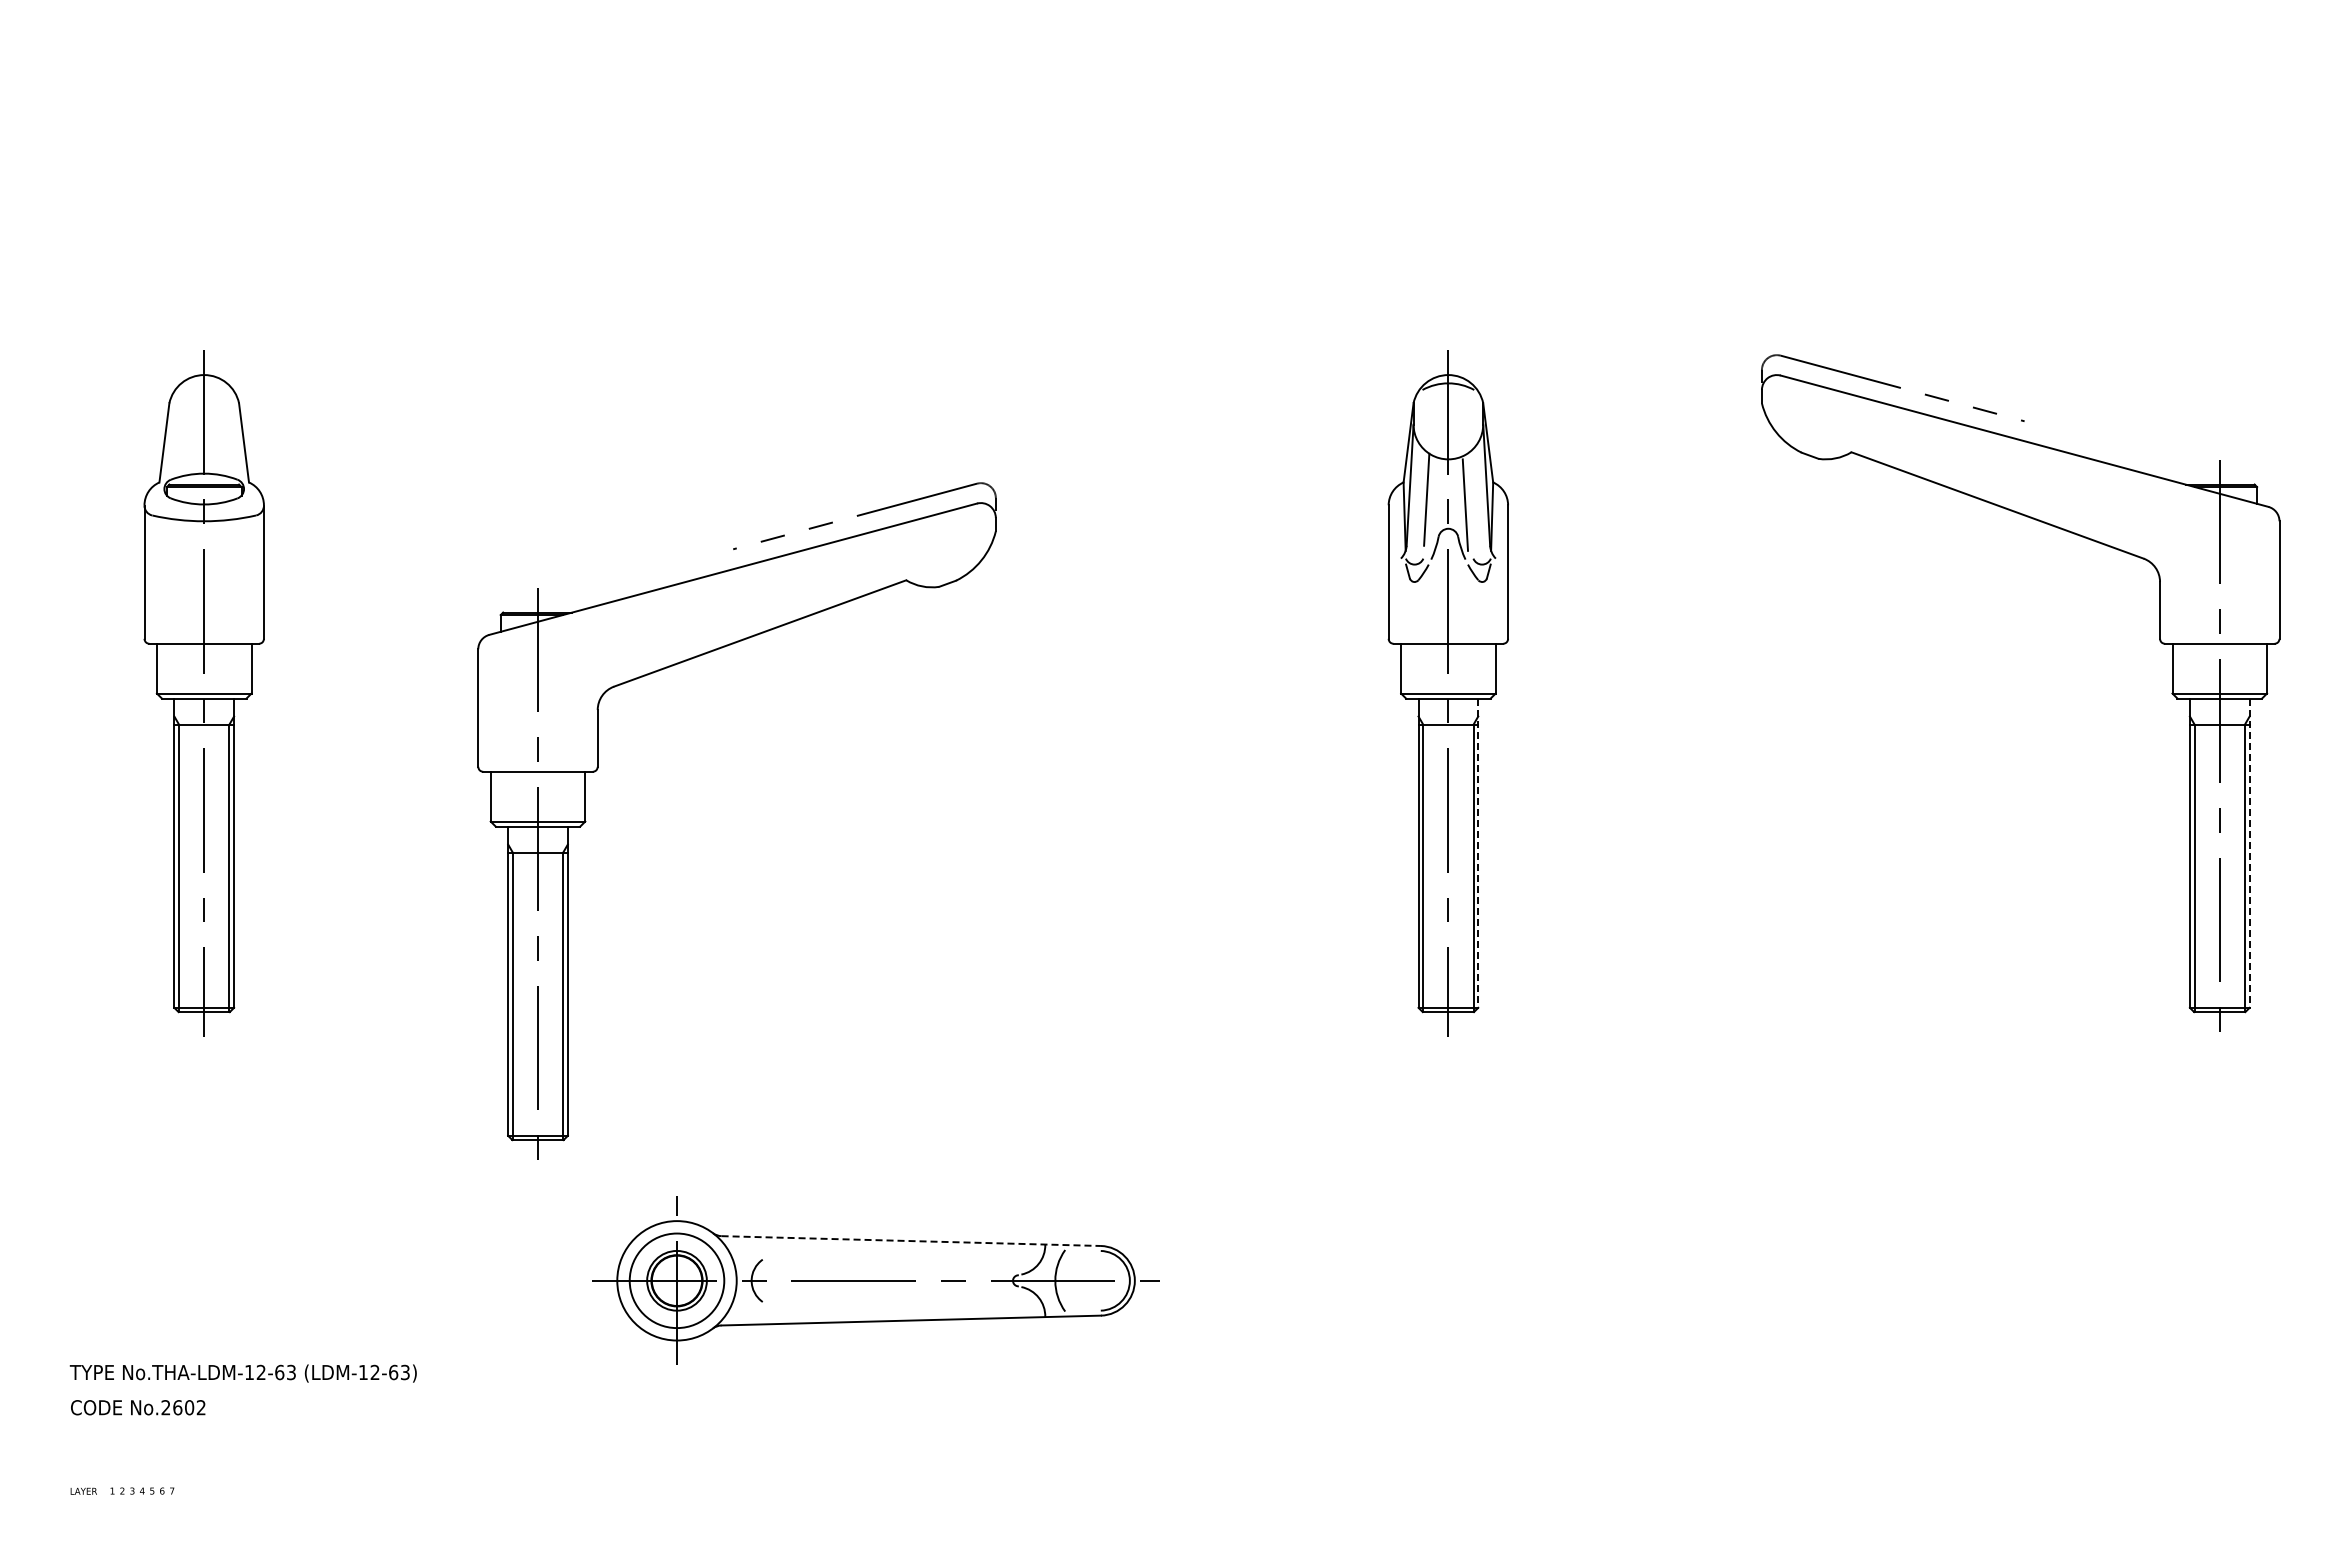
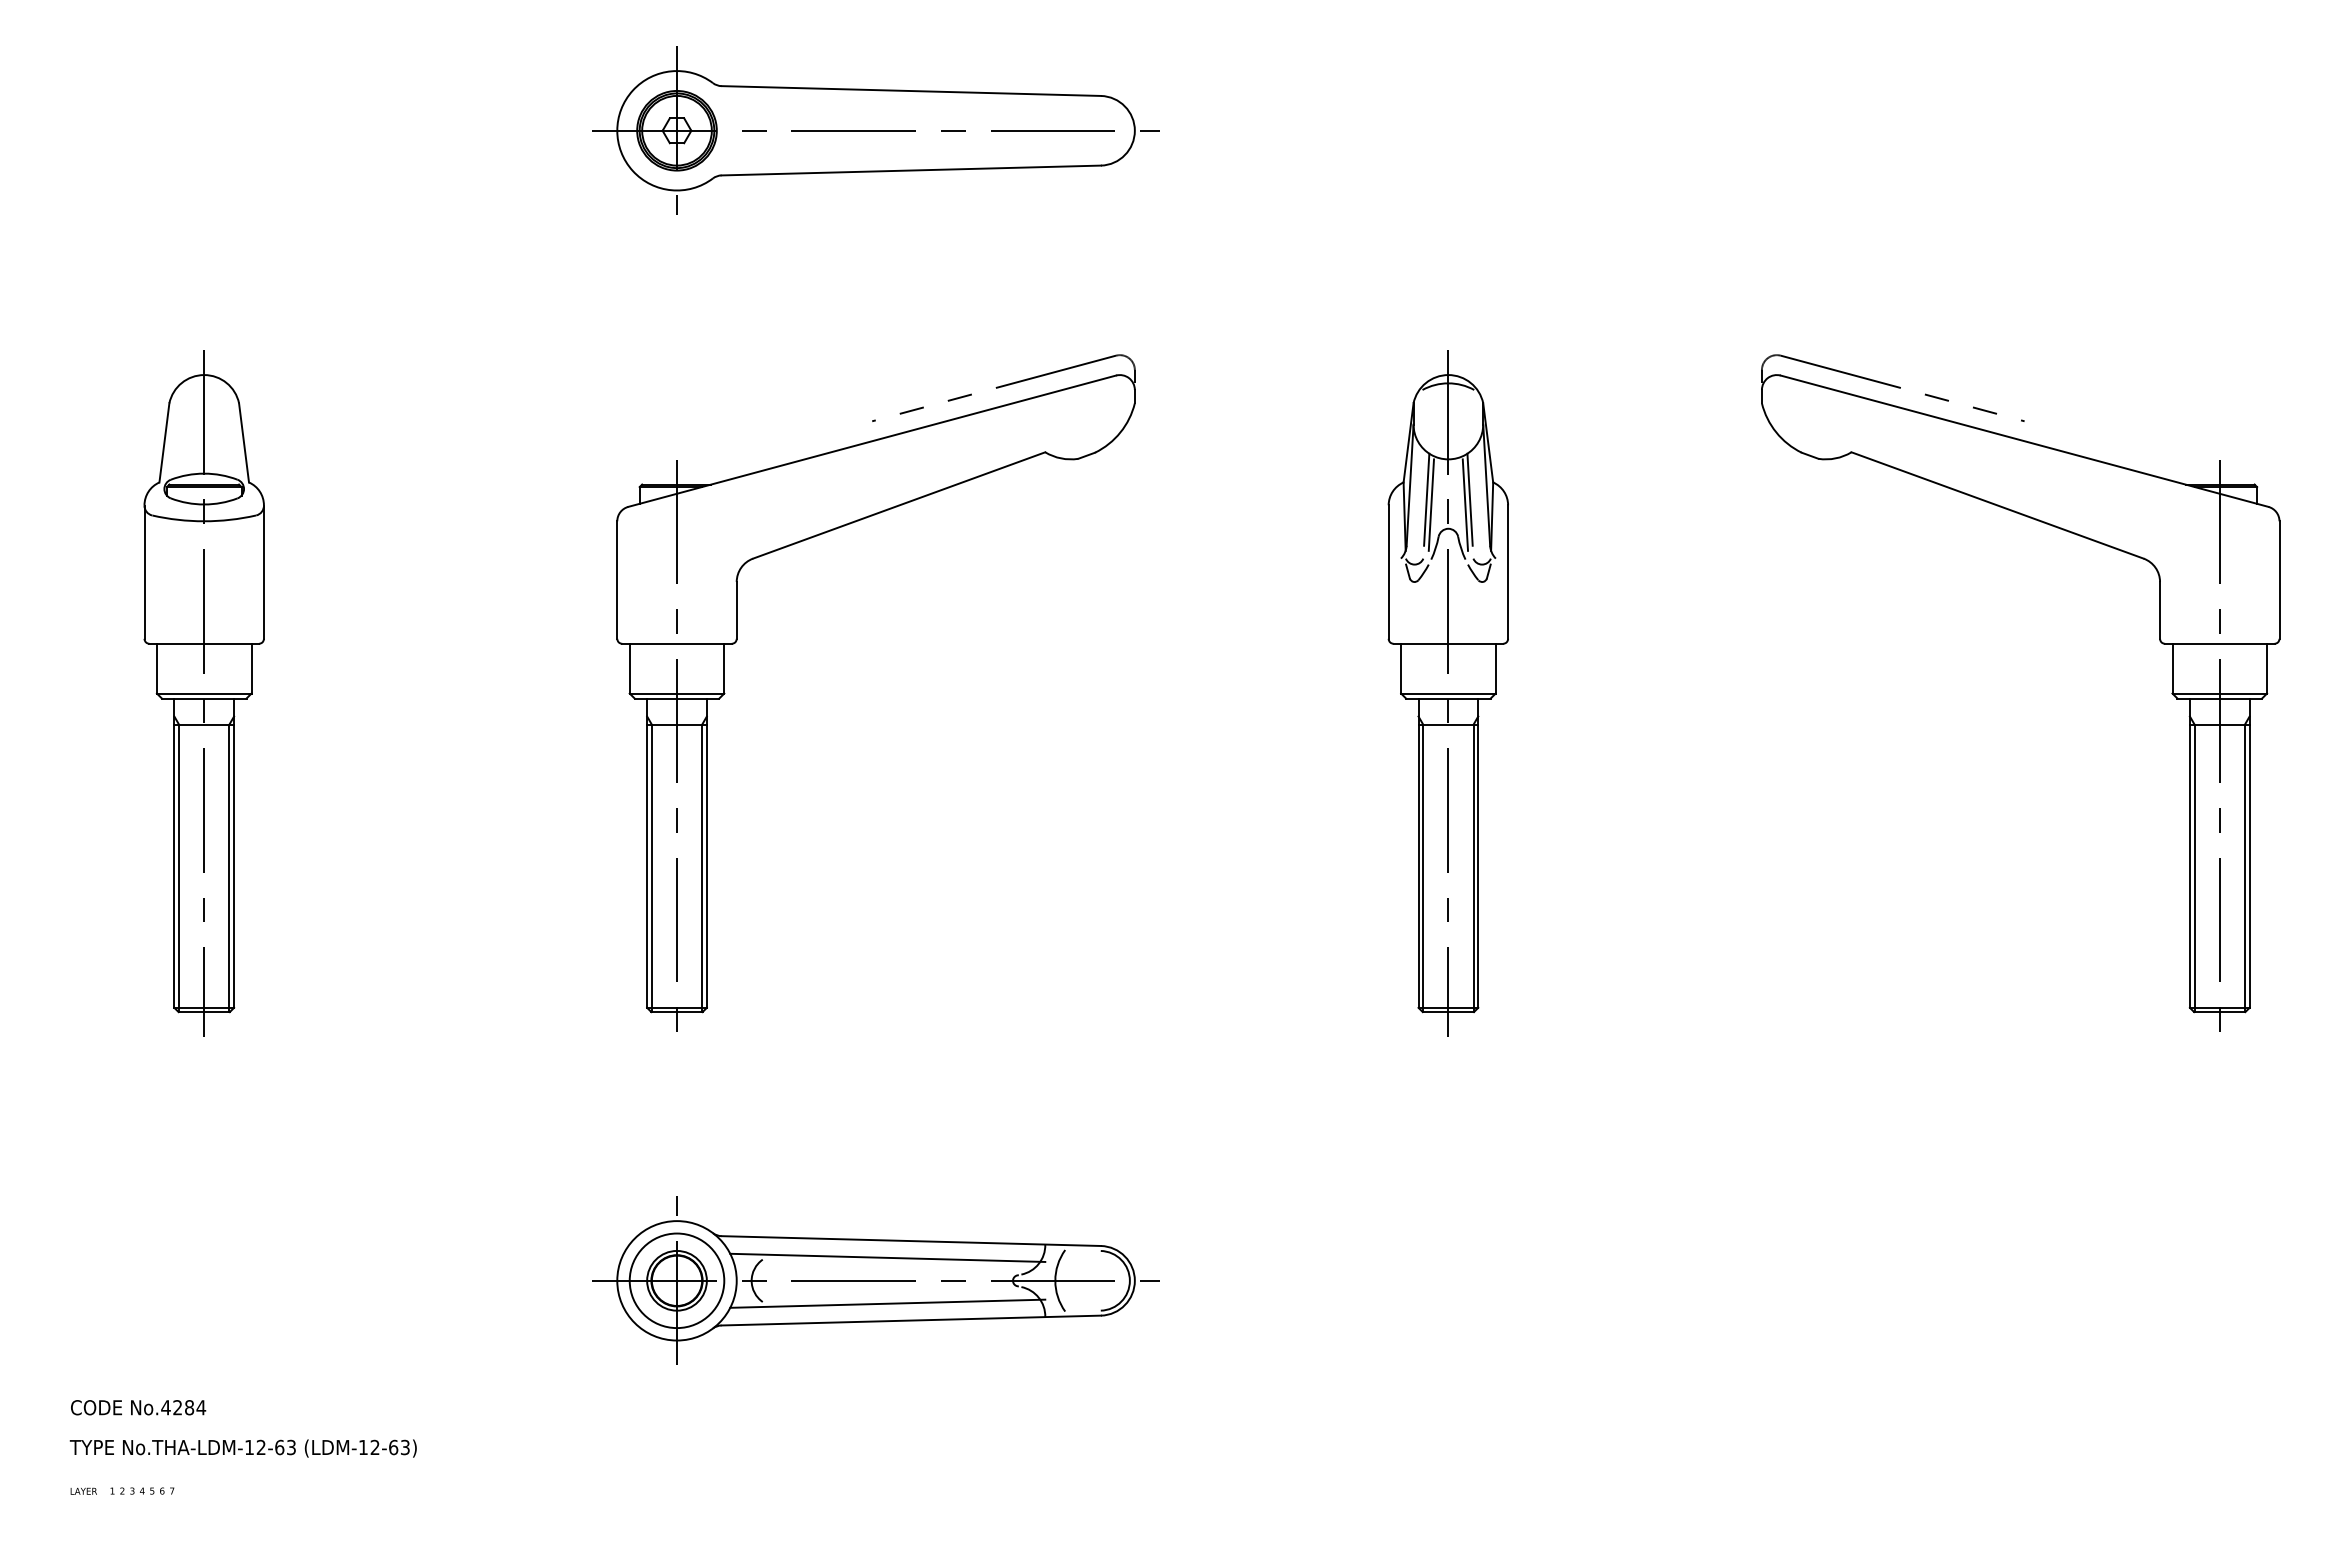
part: none -> present (875, 130)
line: none -> present (1469, 499)
line: none -> present (1431, 504)
part position: (598, 768) -> (737, 640) (737, 640)
line: dashed -> solid (1478, 853)
line: dashed -> solid (2249, 853)
line: dashed -> solid (911, 1241)
line: none -> present (887, 1257)
line: none -> present (887, 1303)
text position: (242, 1373) -> (242, 1448) (242, 1448)
text: No.2602 -> No.4284 (183, 1407)
